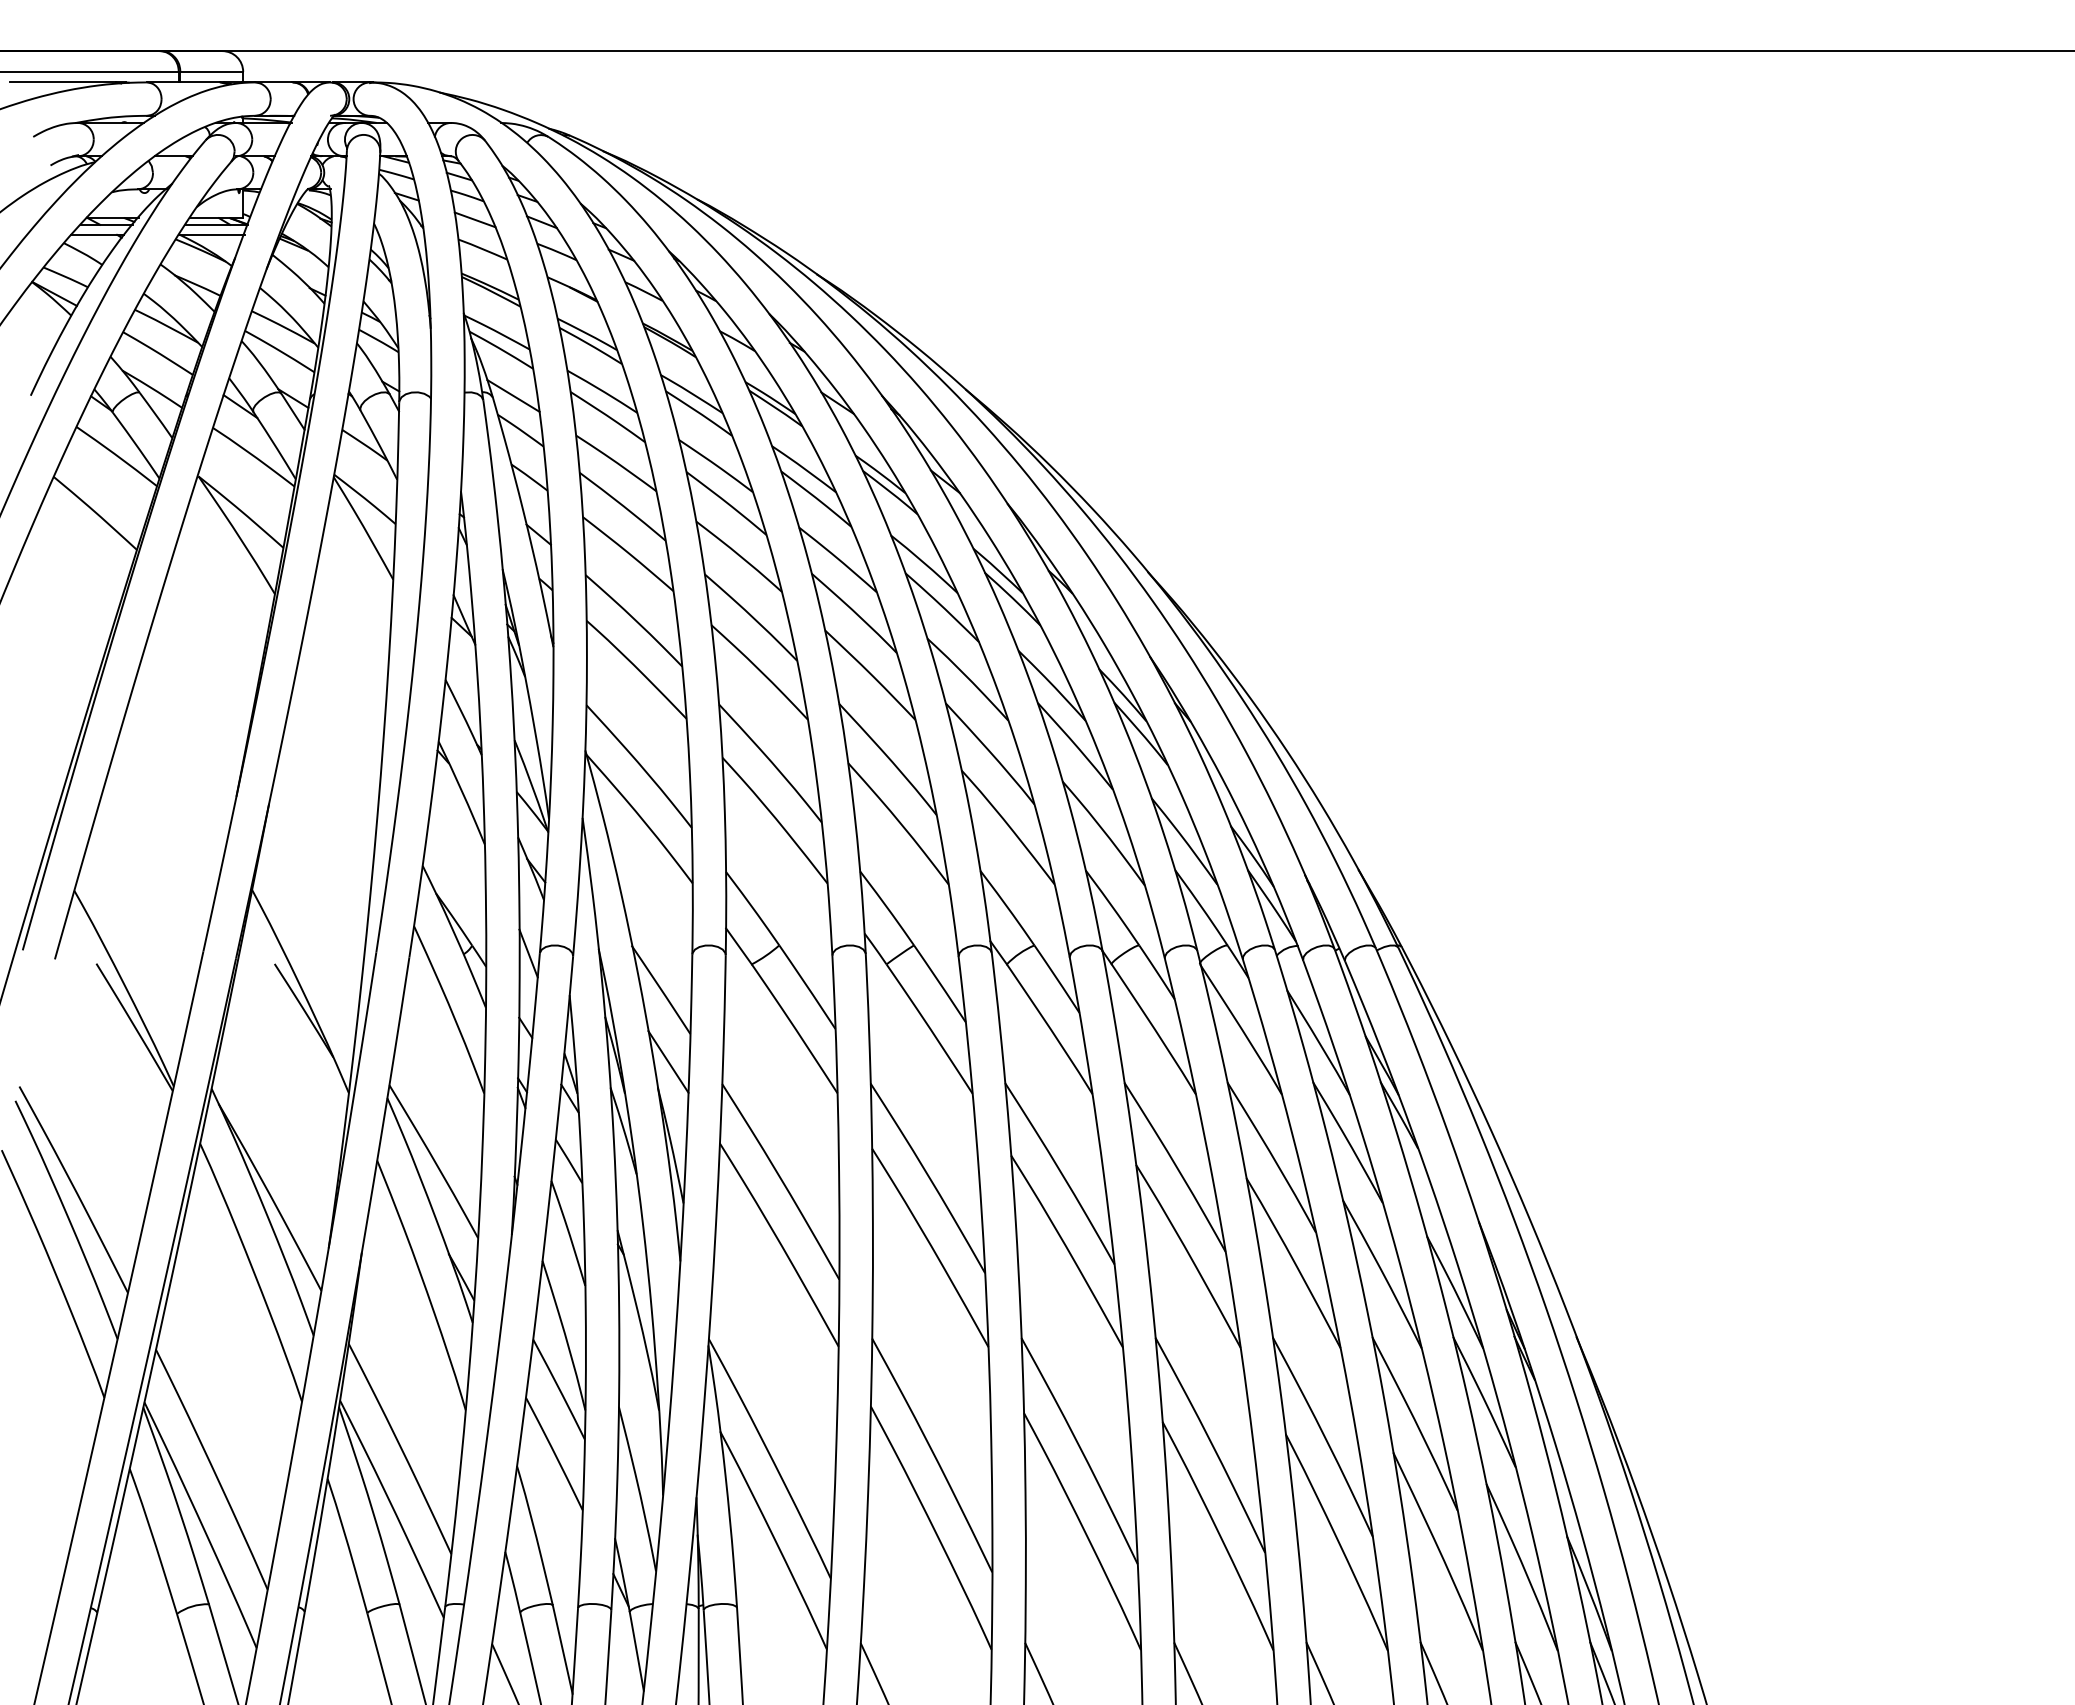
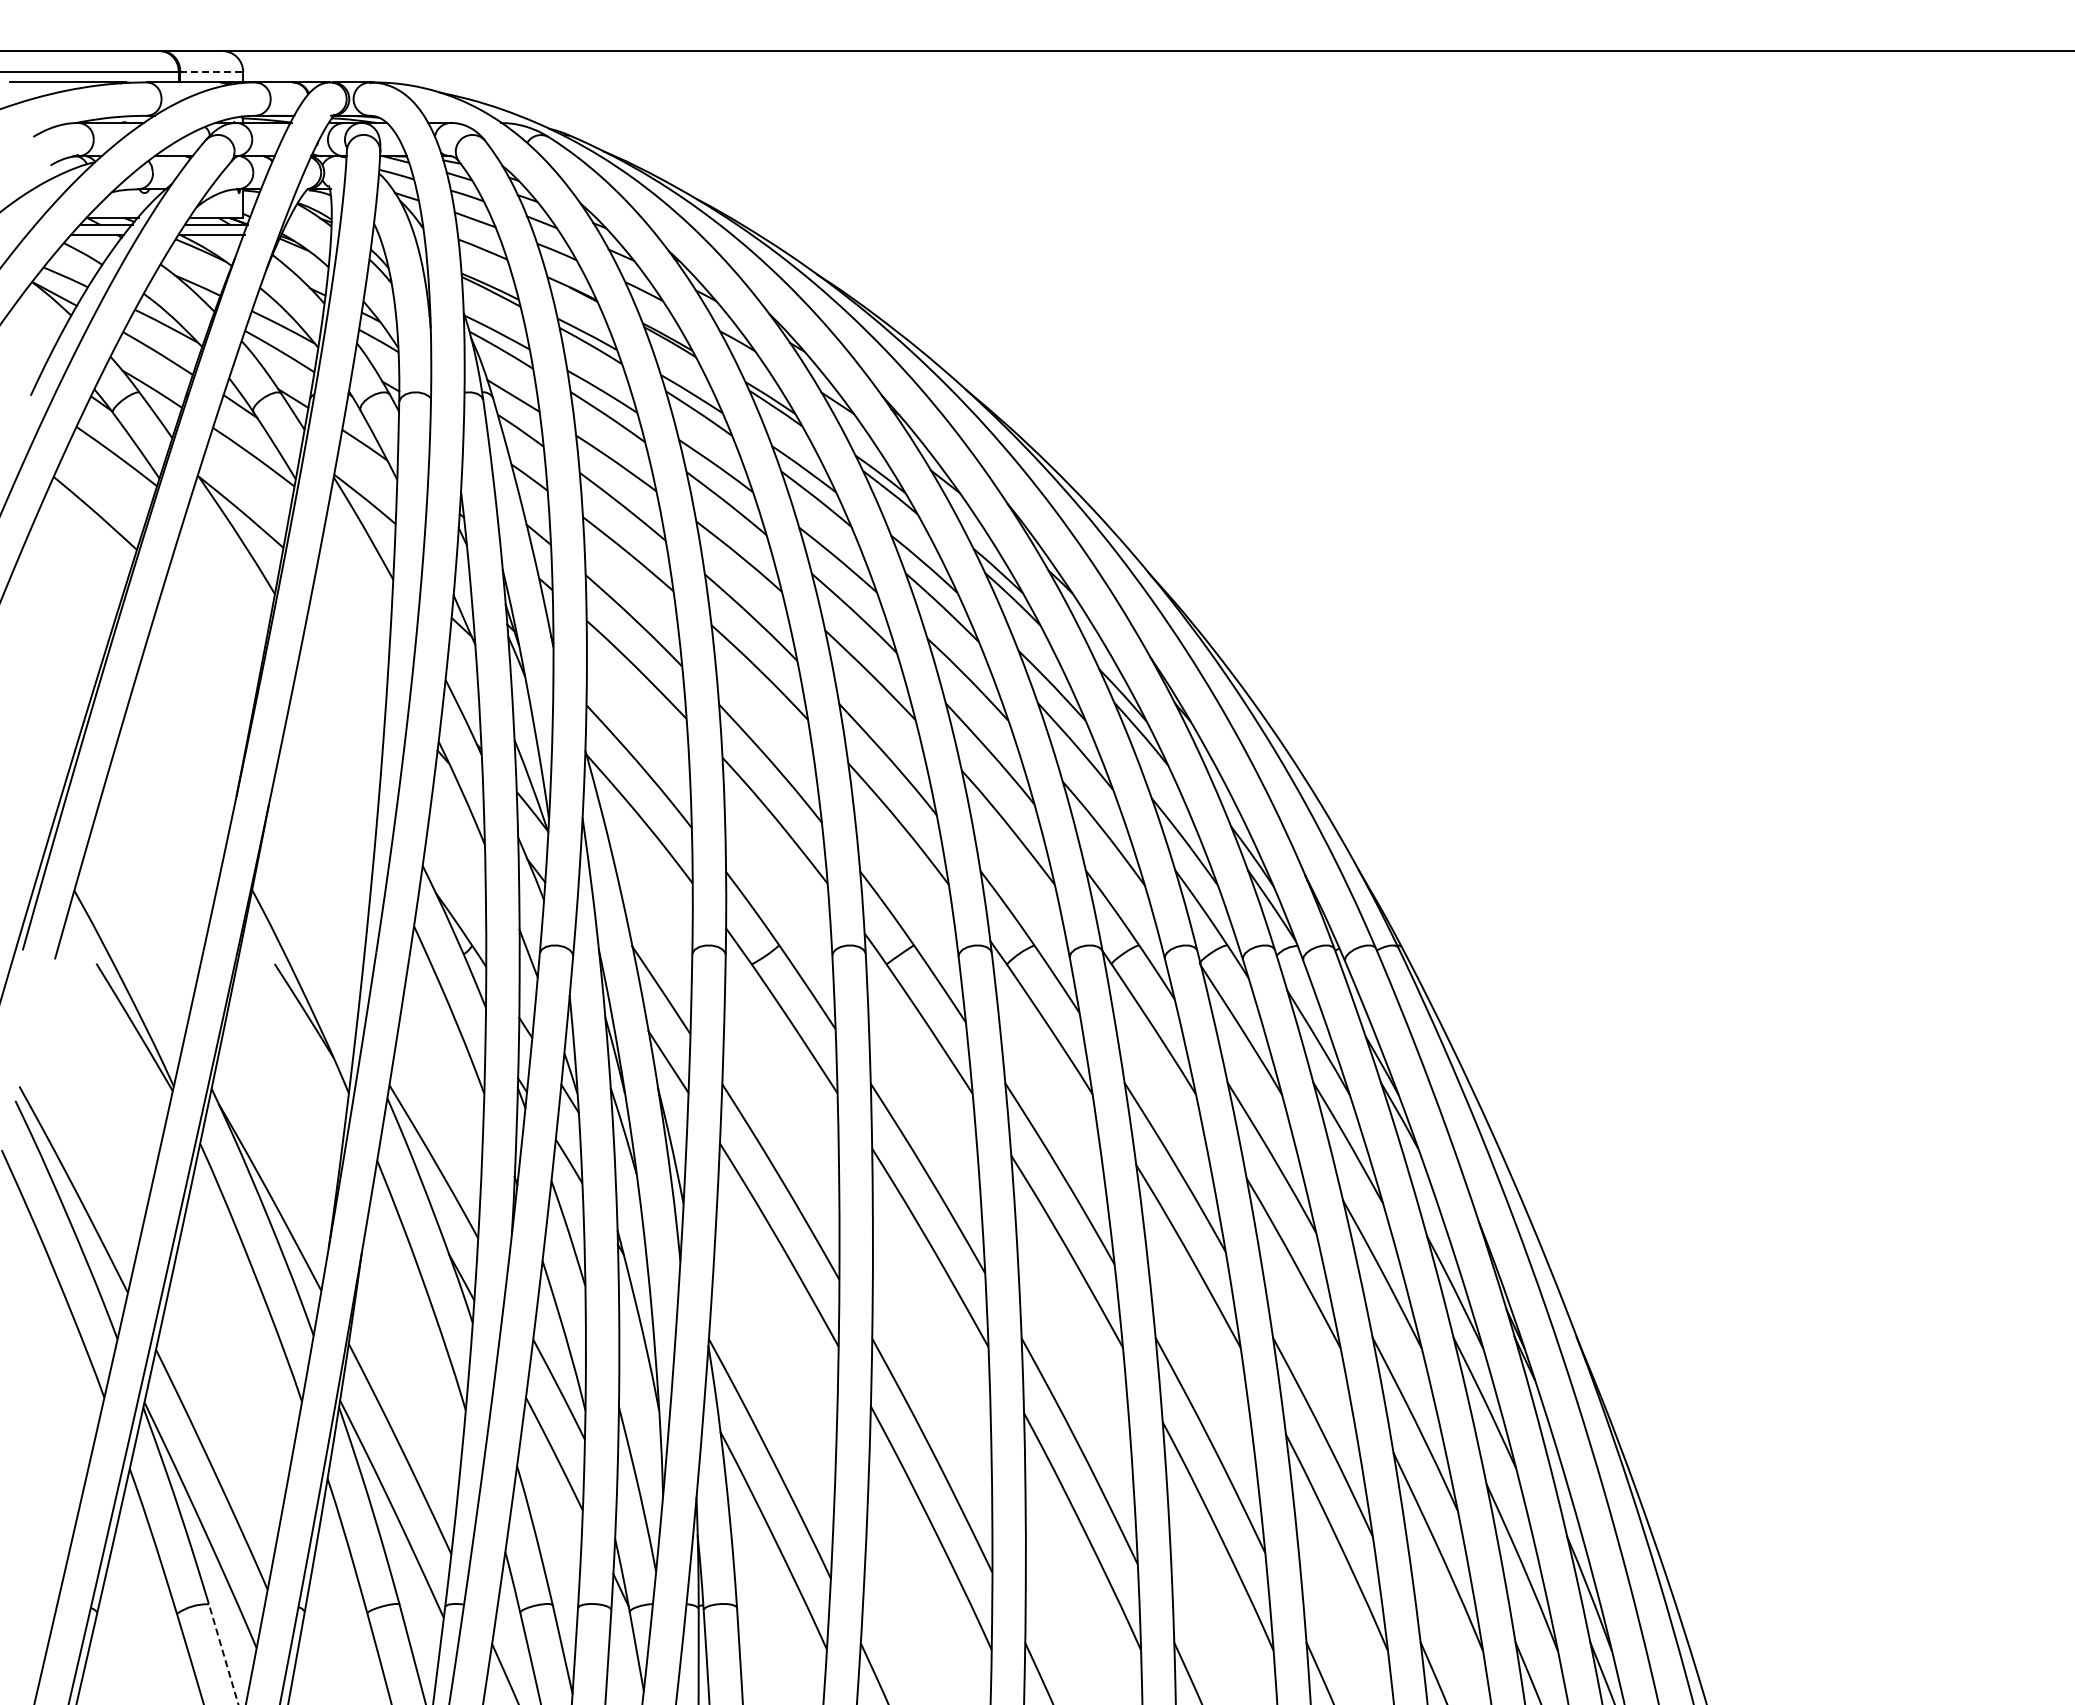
line: solid -> dashed (212, 71)
line: solid -> dashed (223, 1653)
